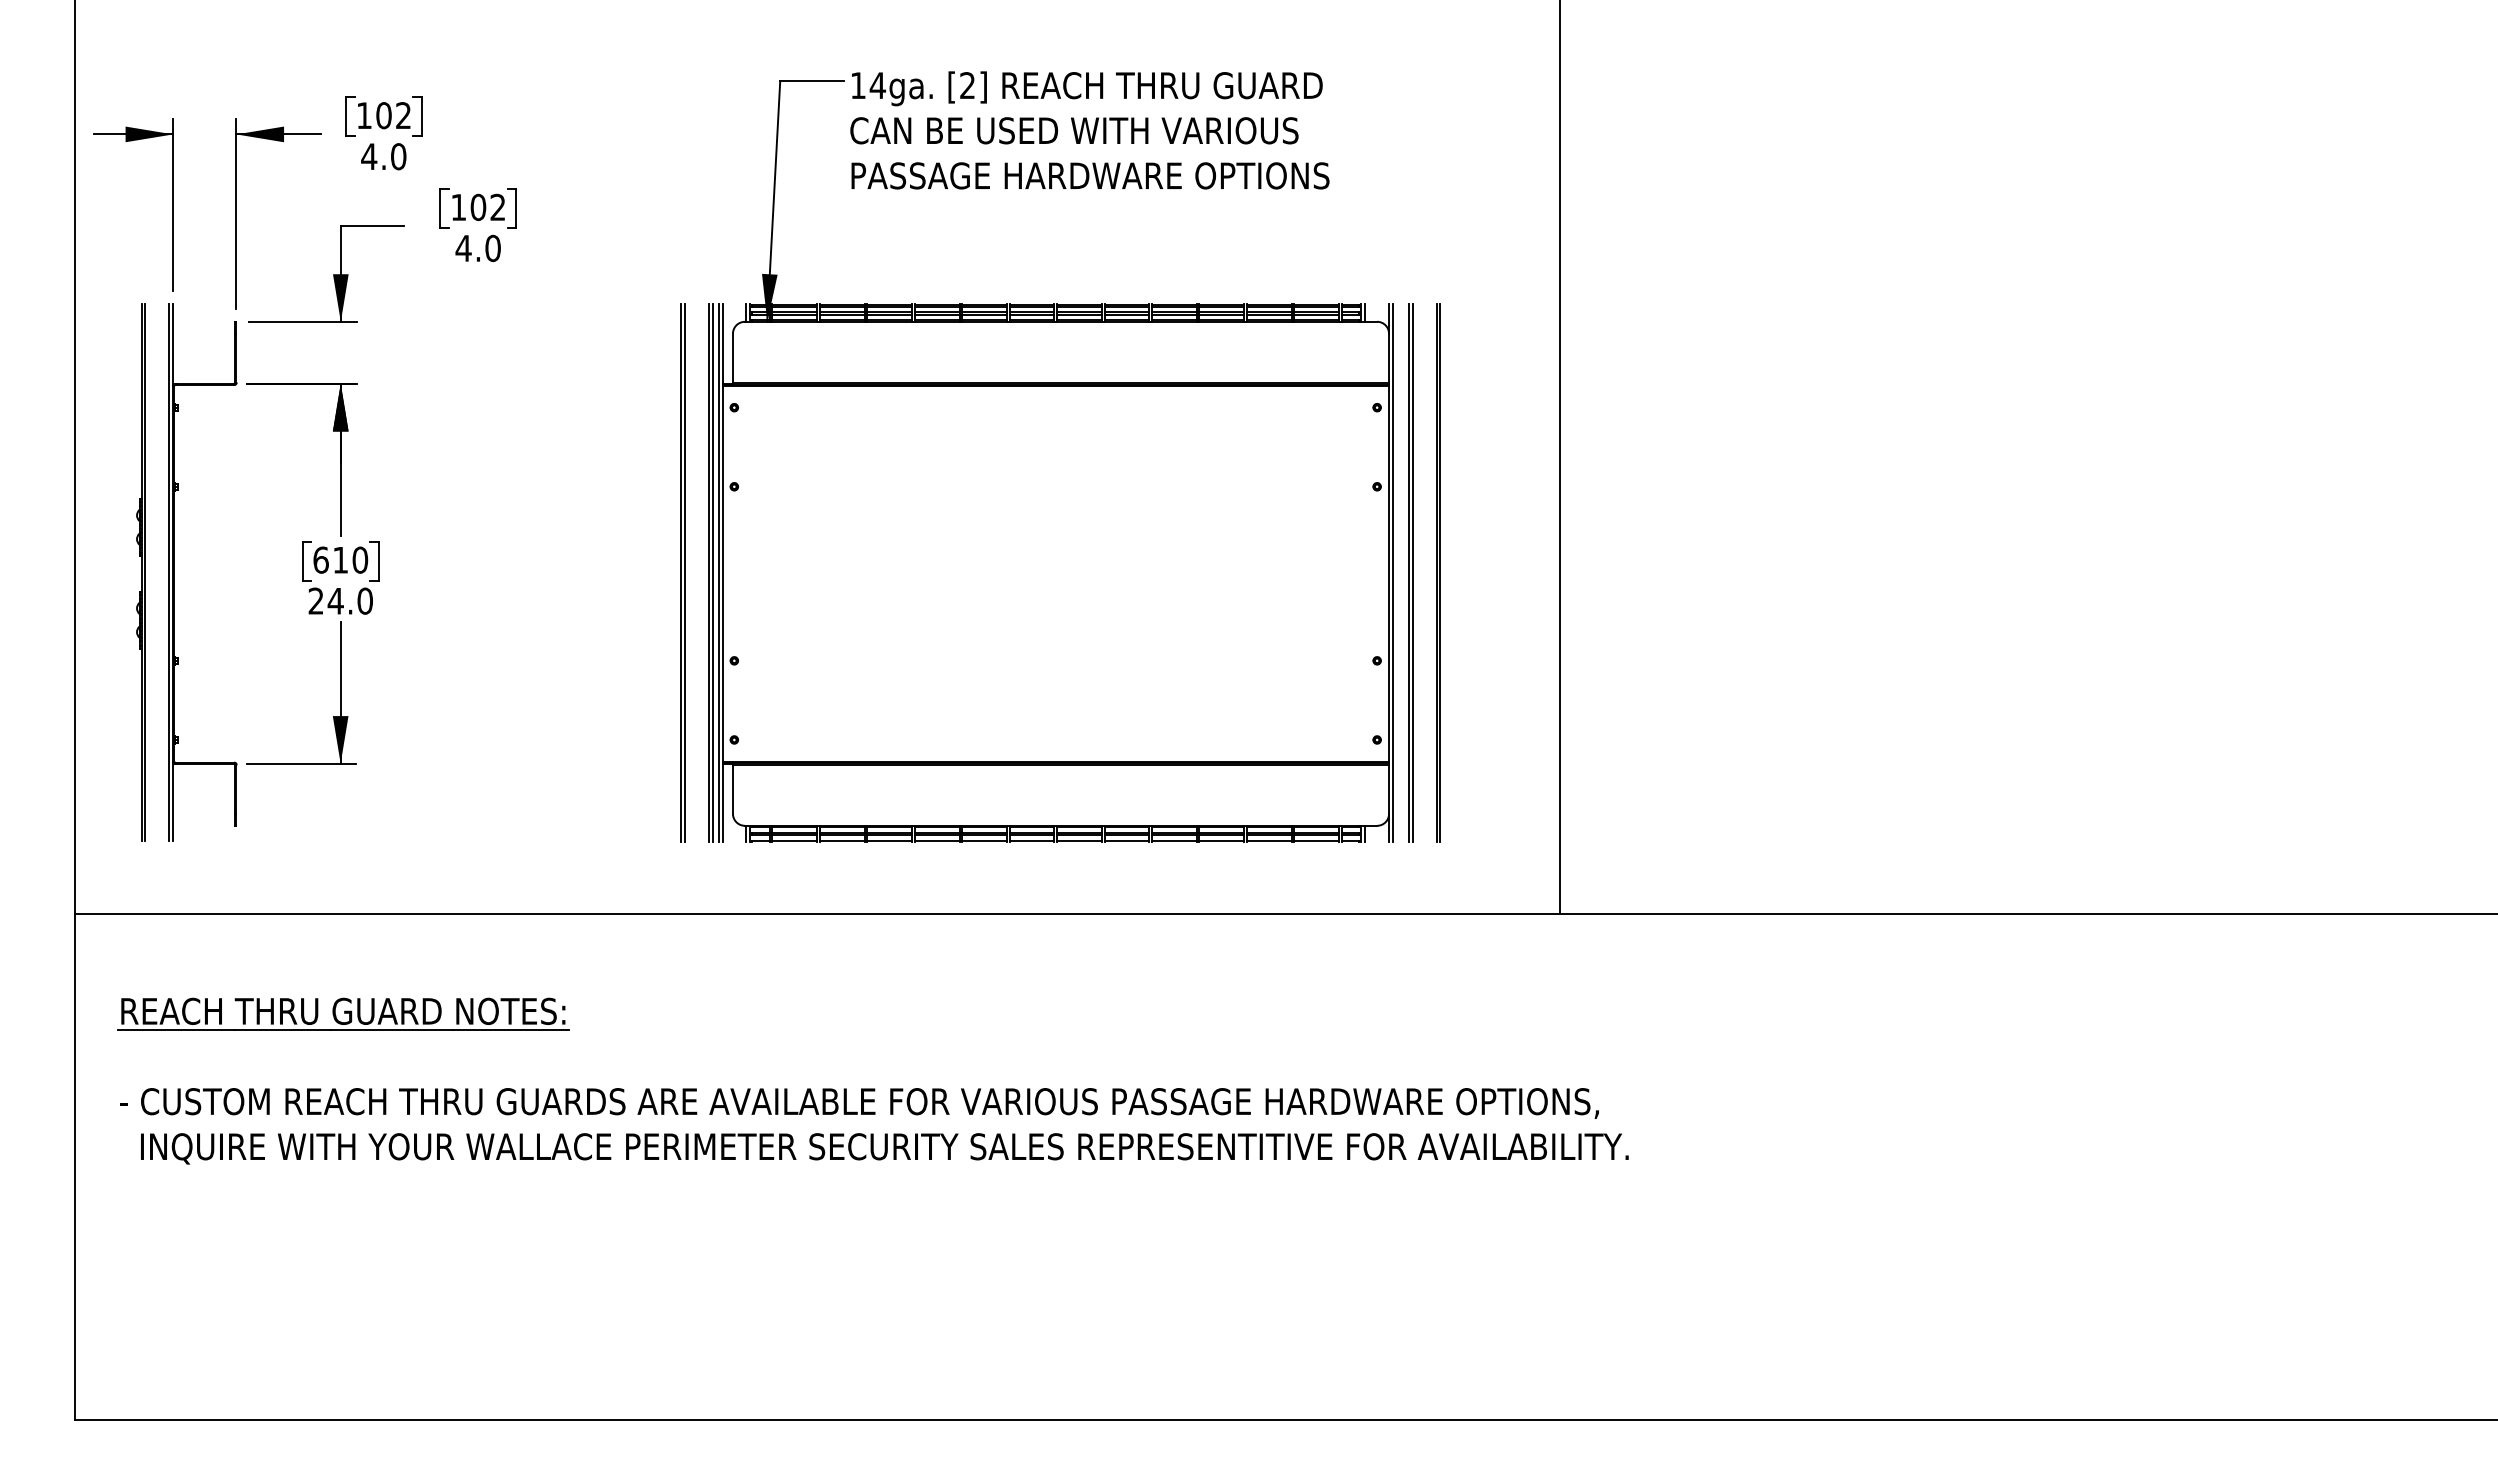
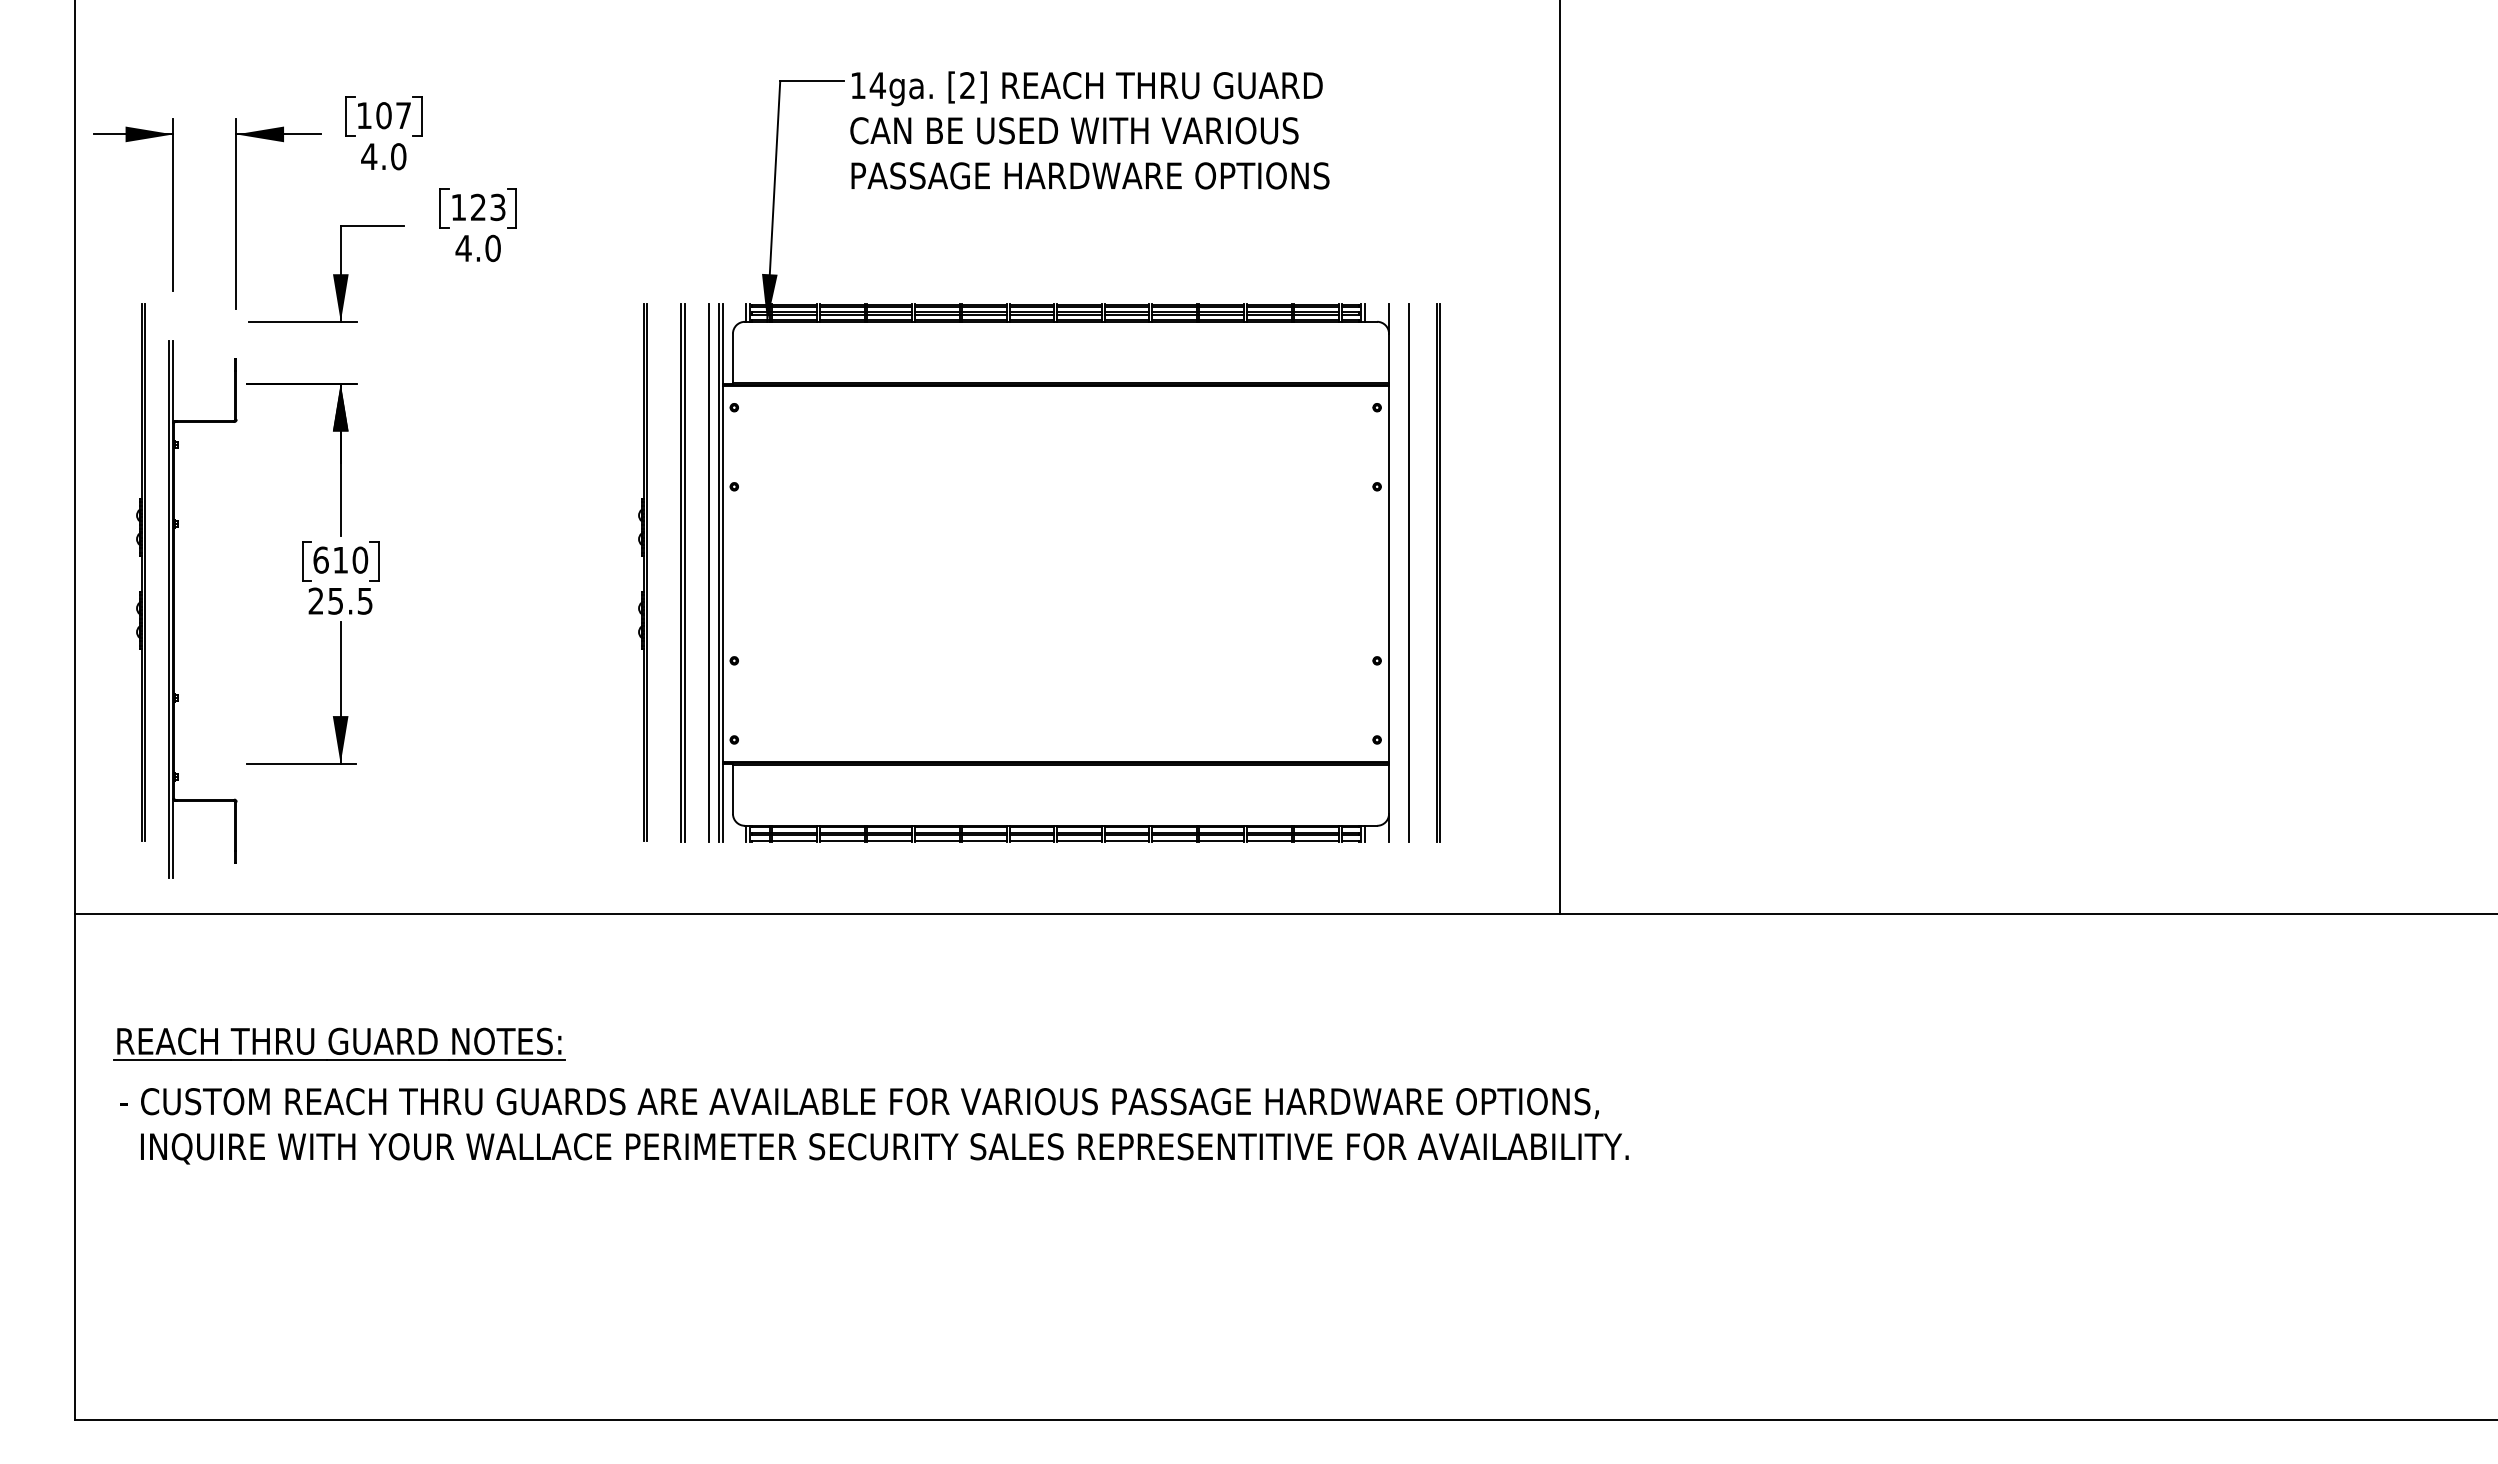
text: 102 -> 107 (403, 115)
text: 102 -> 123 (487, 207)
part position: (174, 572) -> (174, 609) (174, 609)
part: none -> present (642, 572)
line: present -> none (712, 572)
line: present -> none (1392, 572)
line: present -> none (1412, 572)
text: 24.0 -> 25.5 (349, 600)
part position: (343, 1013) -> (339, 1043) (339, 1043)
